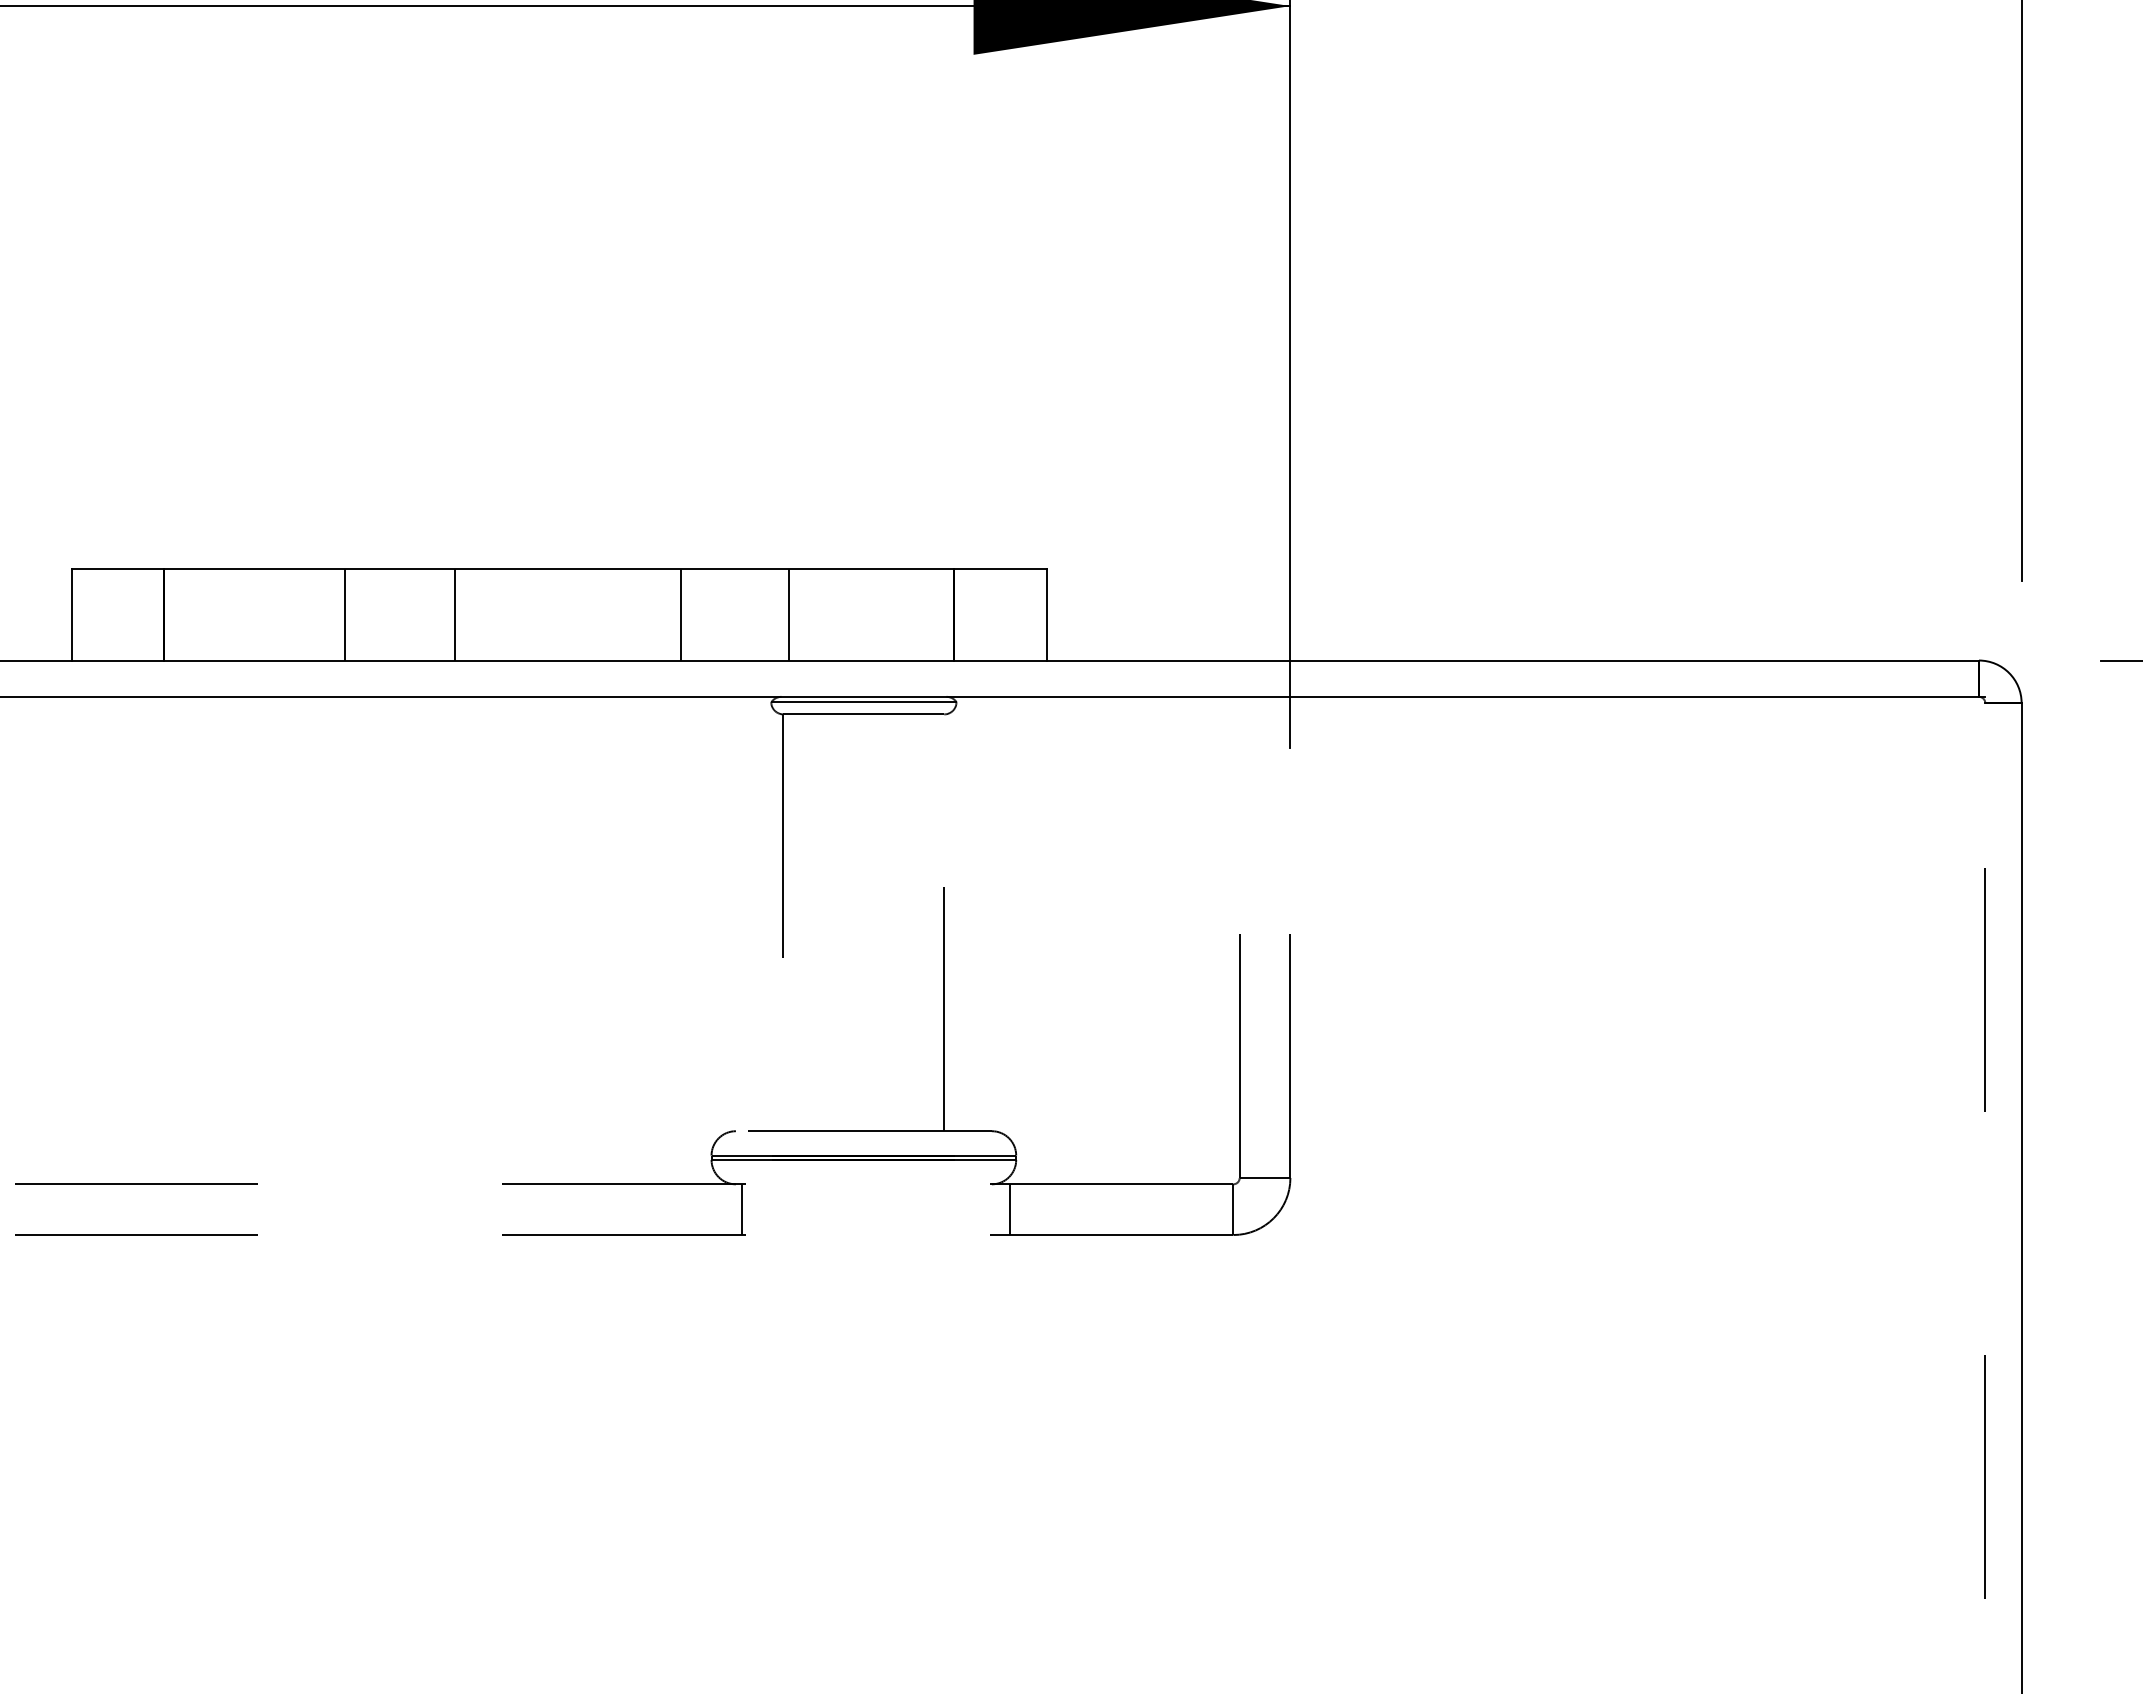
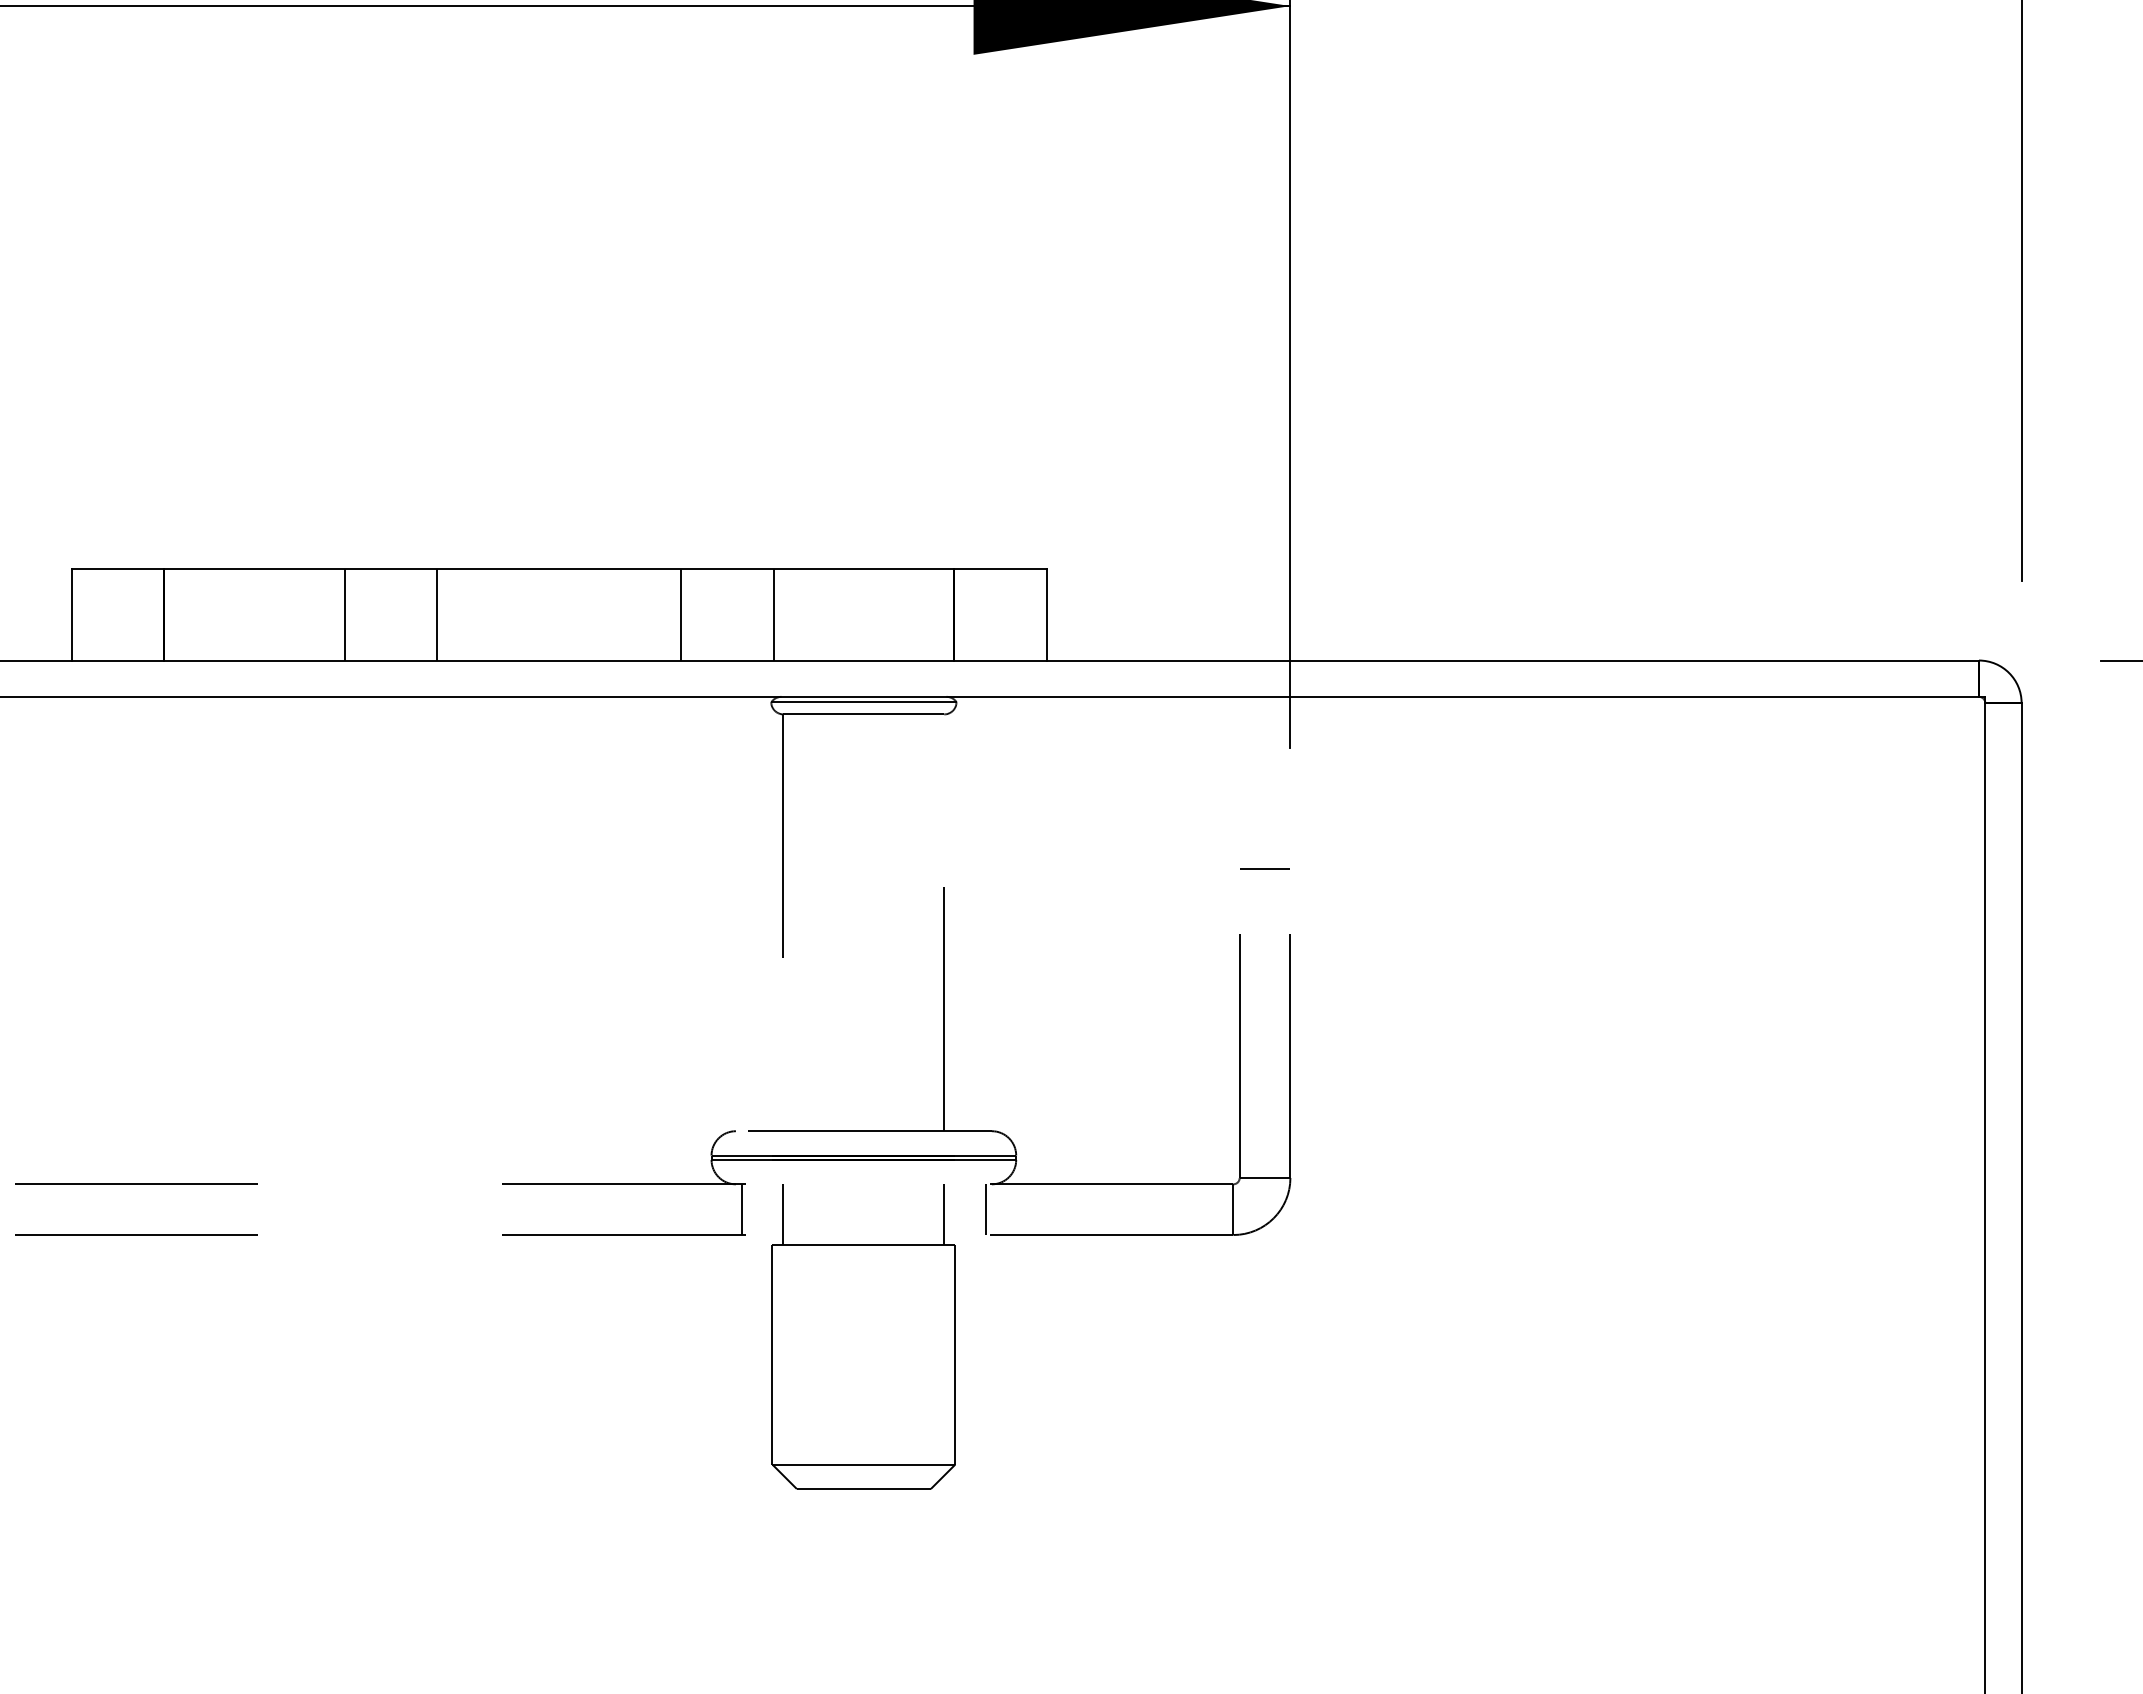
line position: (455, 614) -> (437, 614) (437, 614)
line position: (788, 614) -> (773, 614) (773, 614)
line: none -> present (1264, 868)
line: dashed -> solid (1985, 1194)
line position: (1009, 1209) -> (985, 1209) (985, 1209)
part: none -> present (863, 1336)
